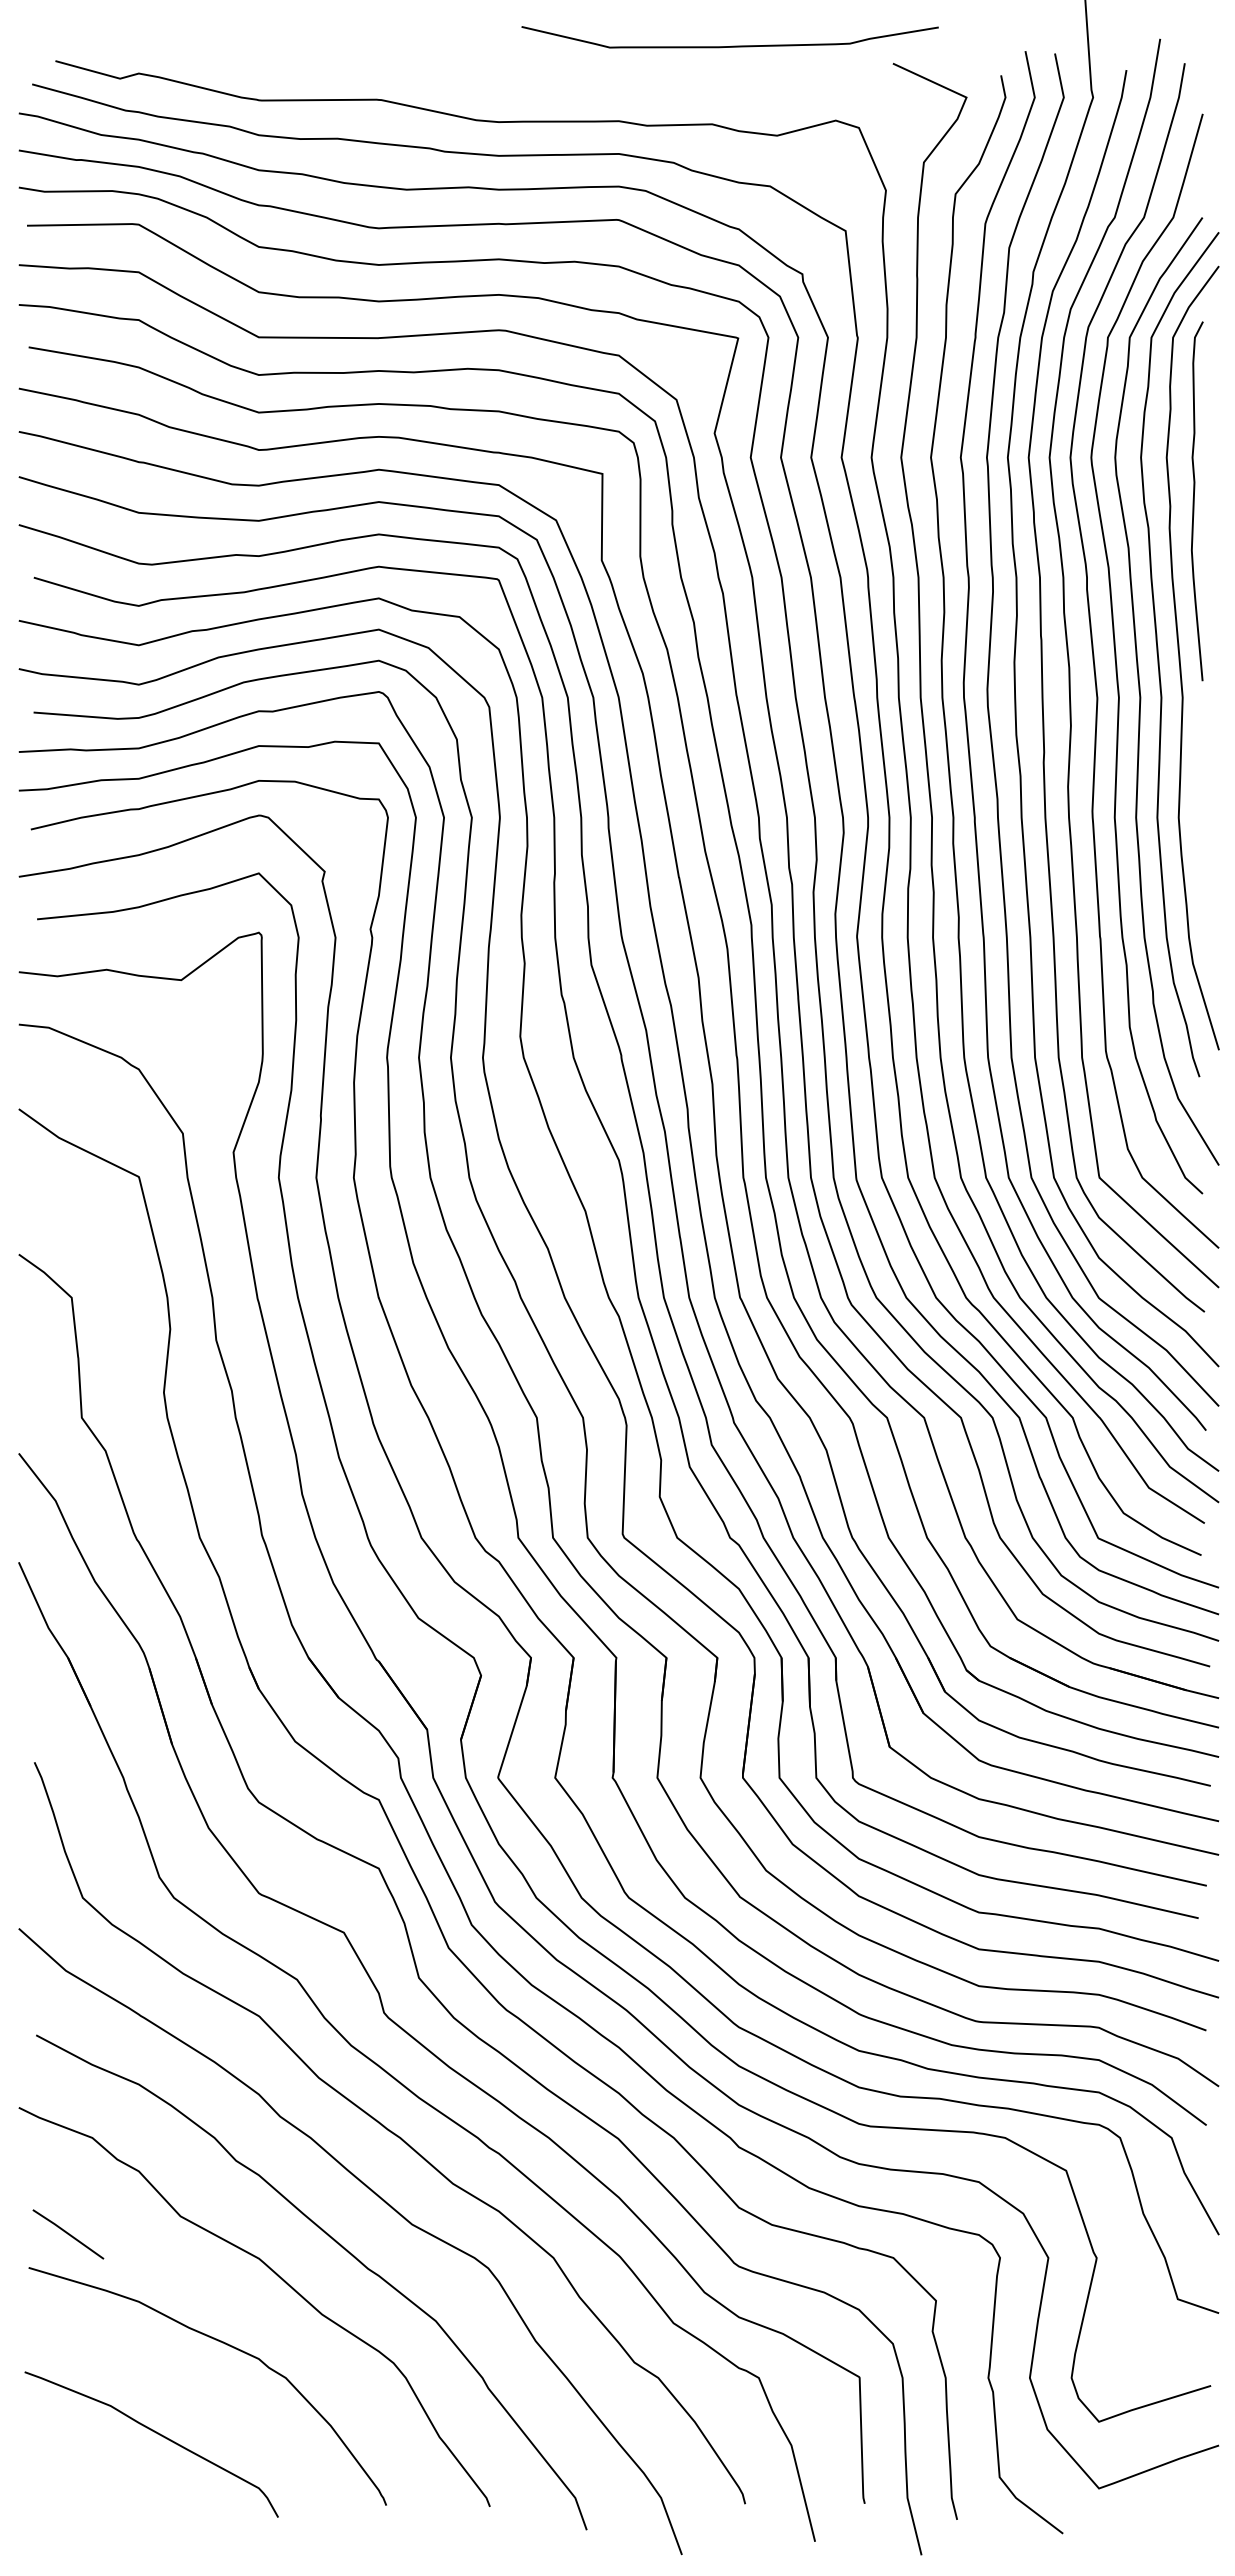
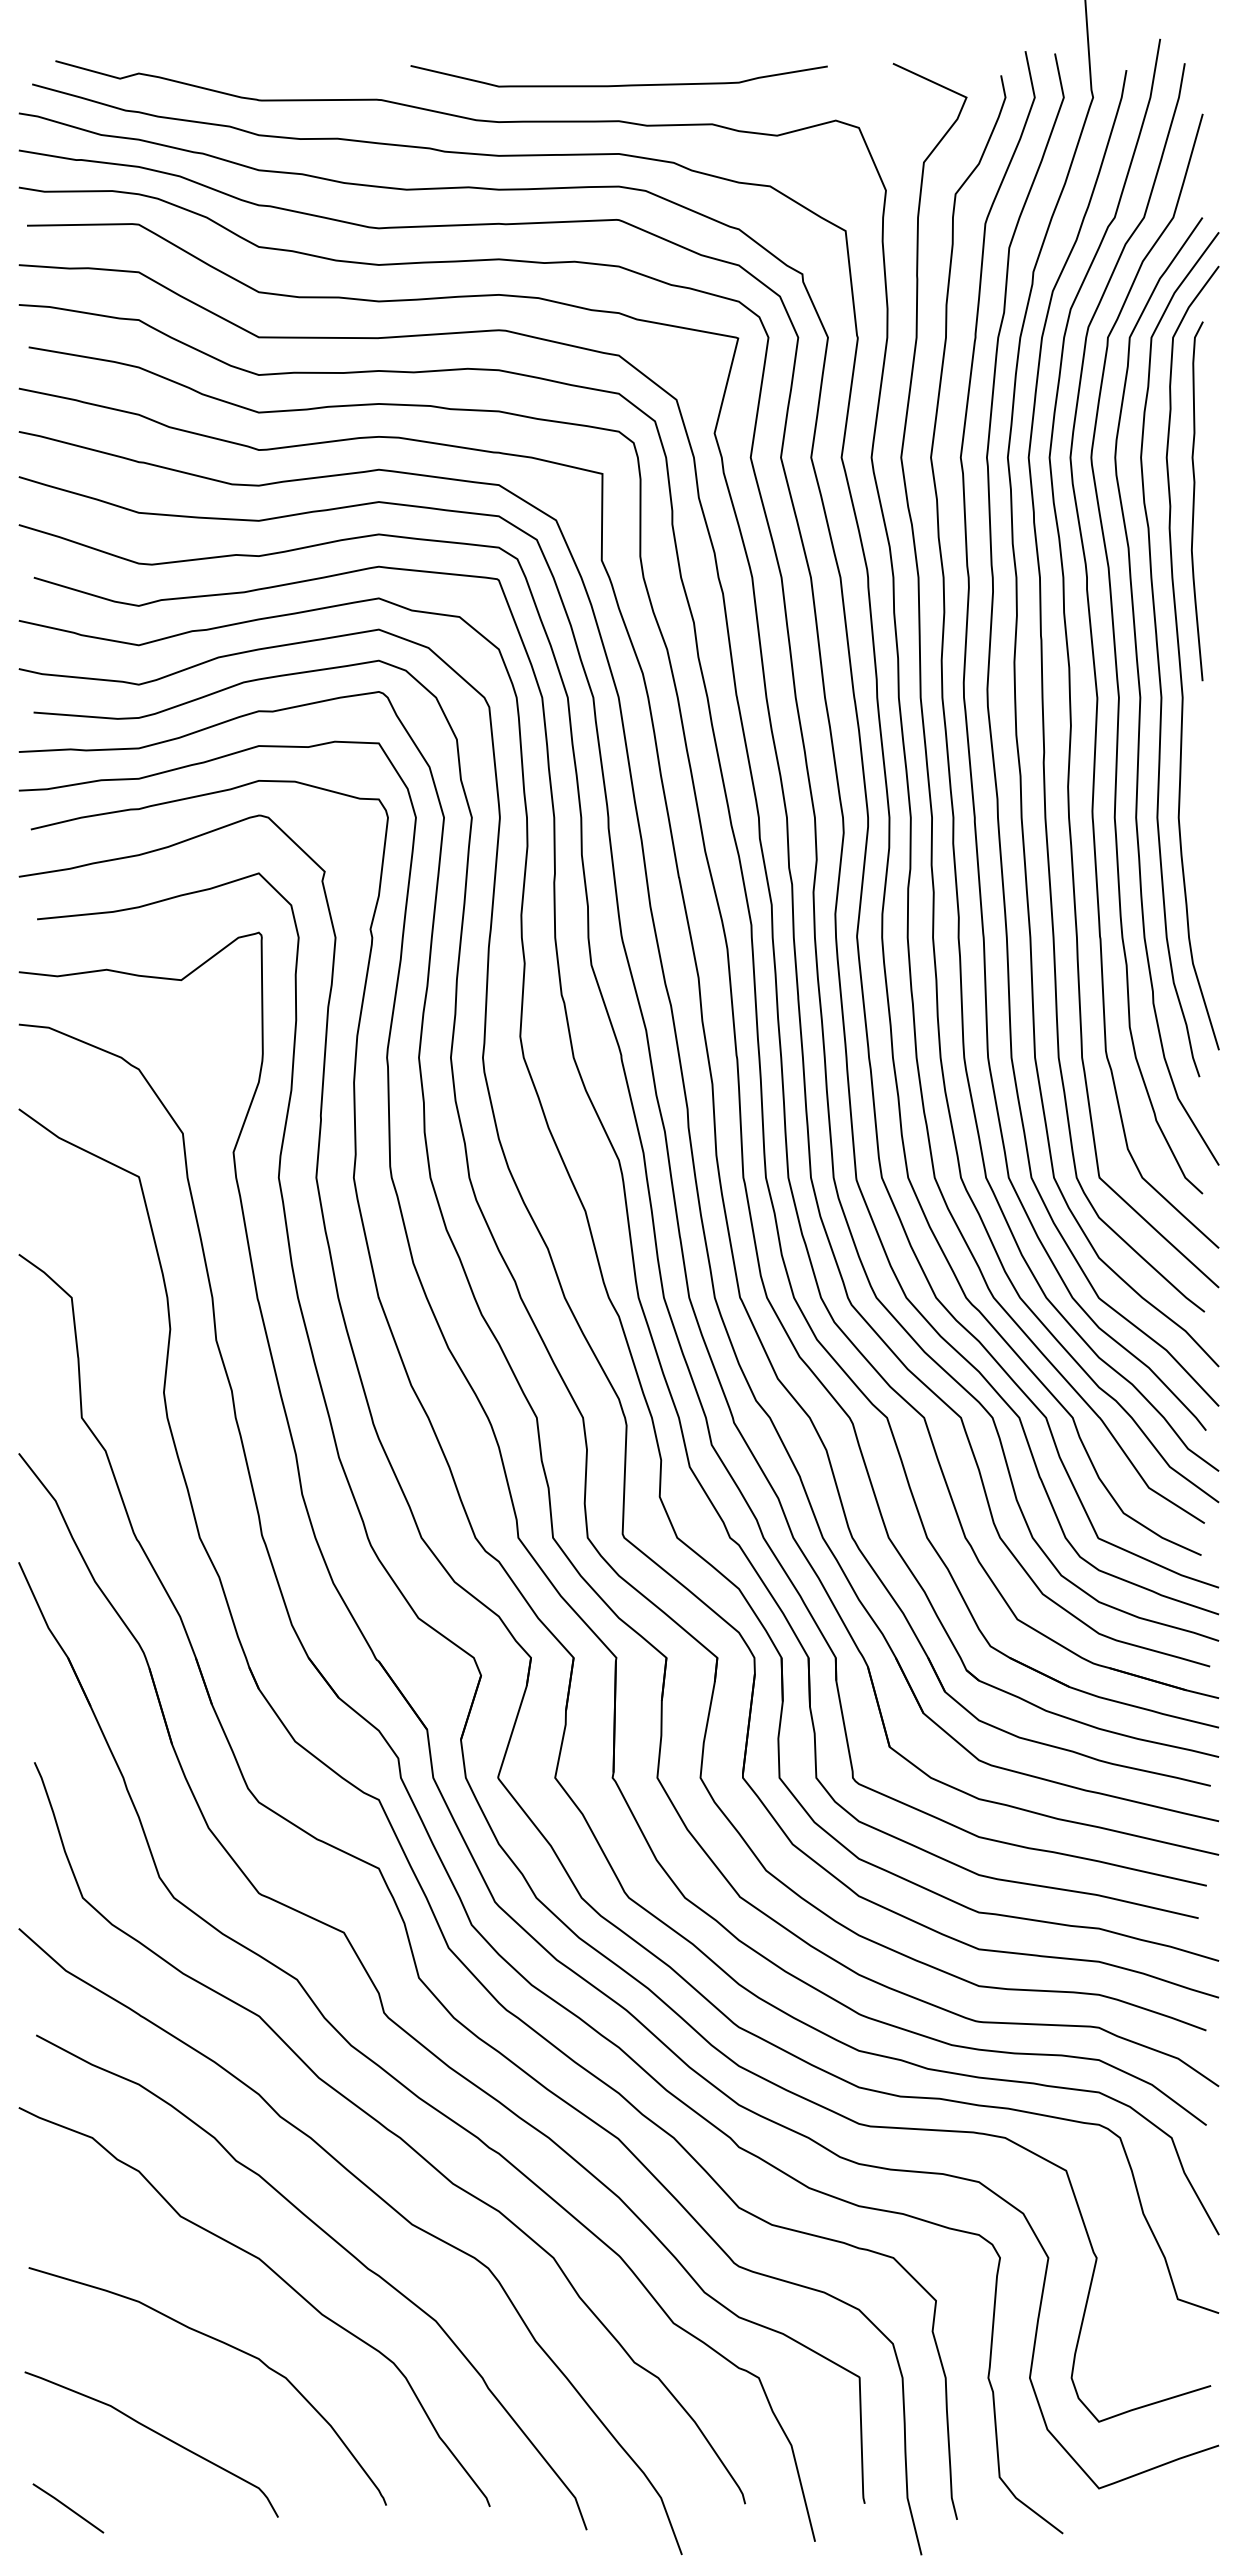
curve position: (732, 45) -> (621, 84) (621, 84)
line position: (68, 2234) -> (68, 2508) (68, 2508)
